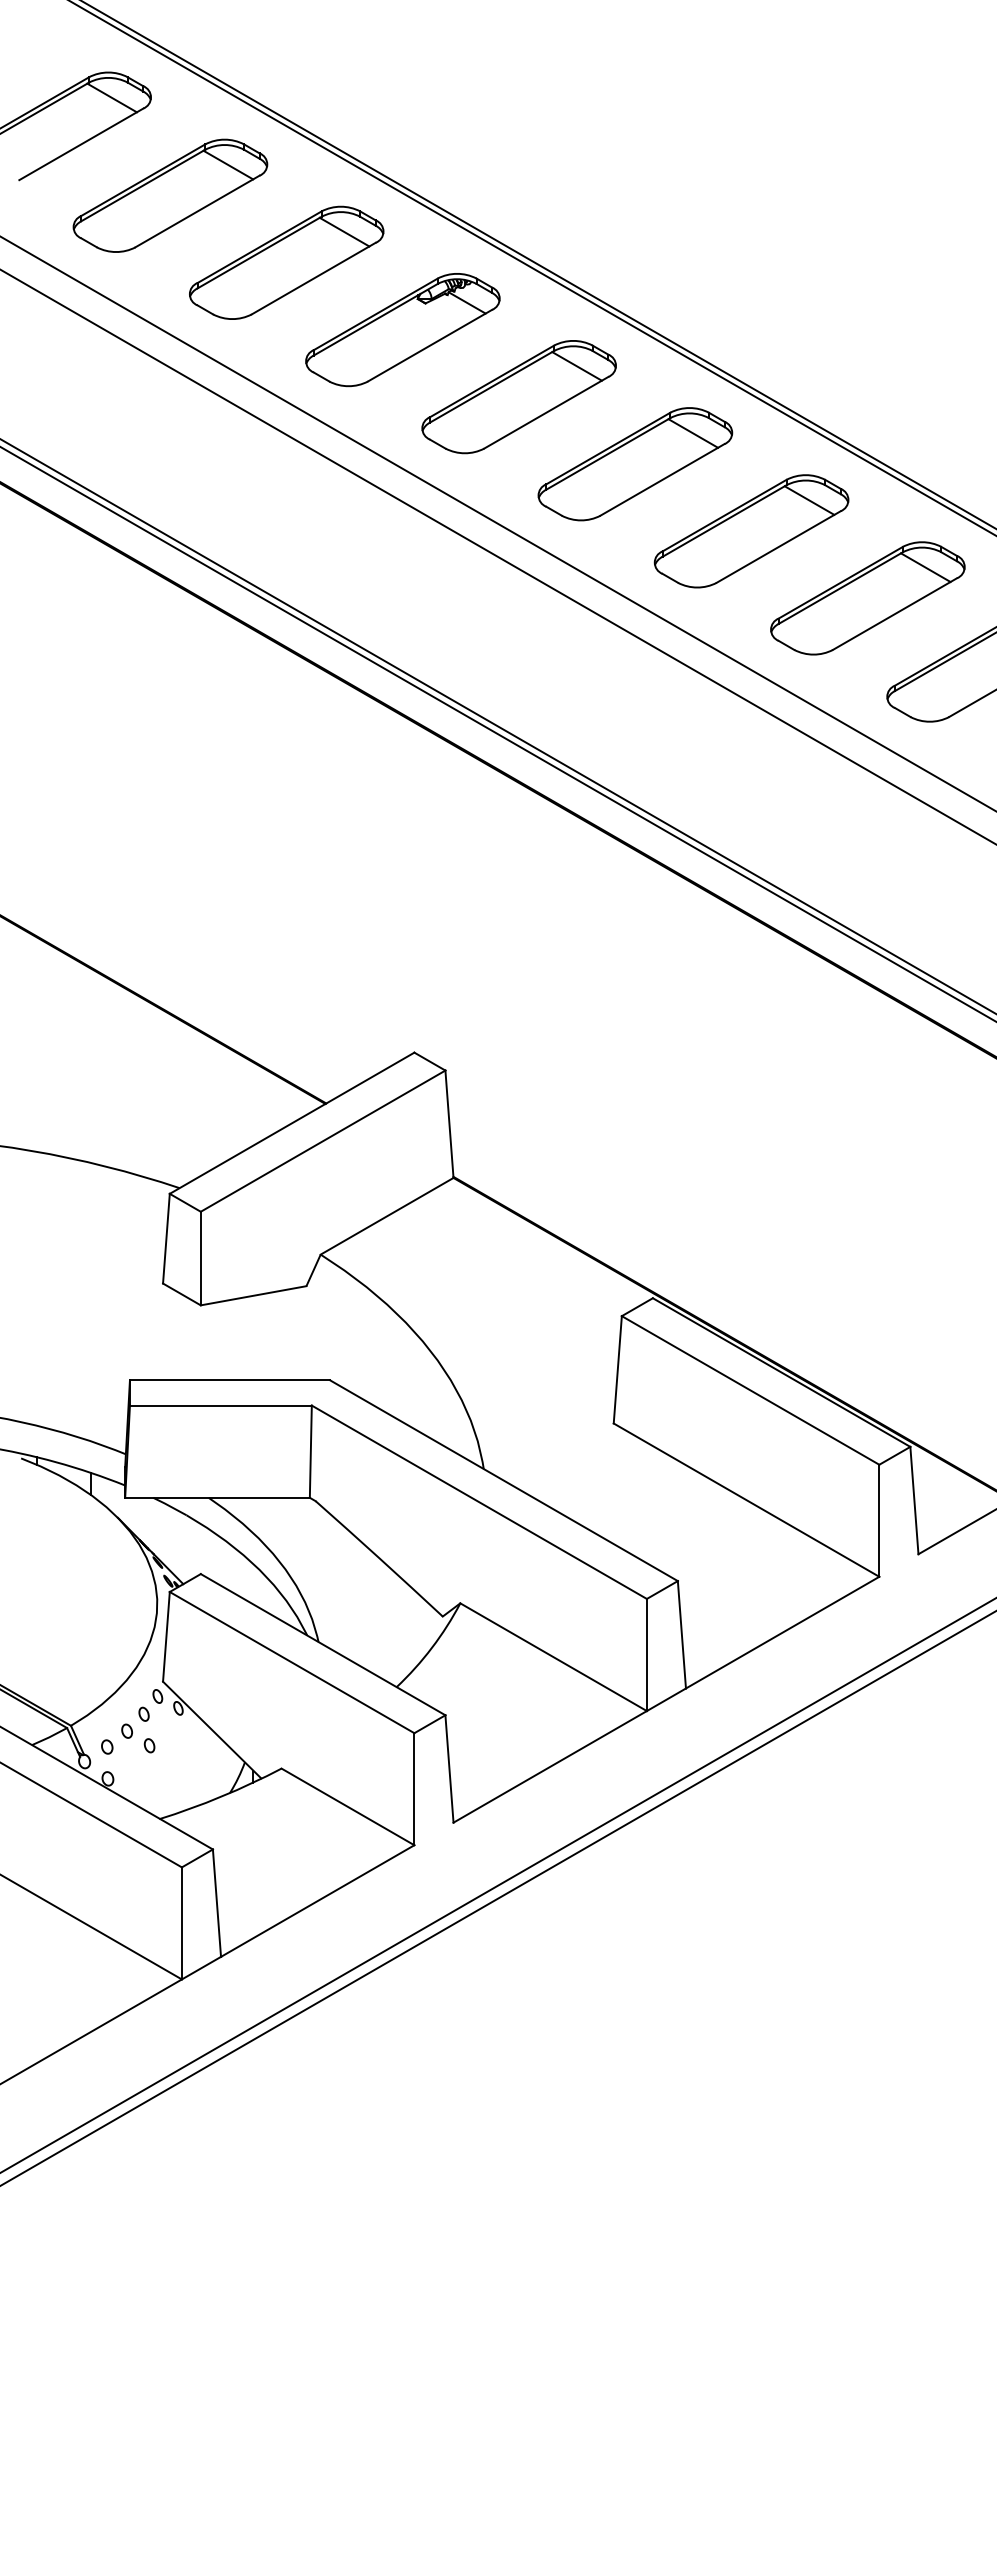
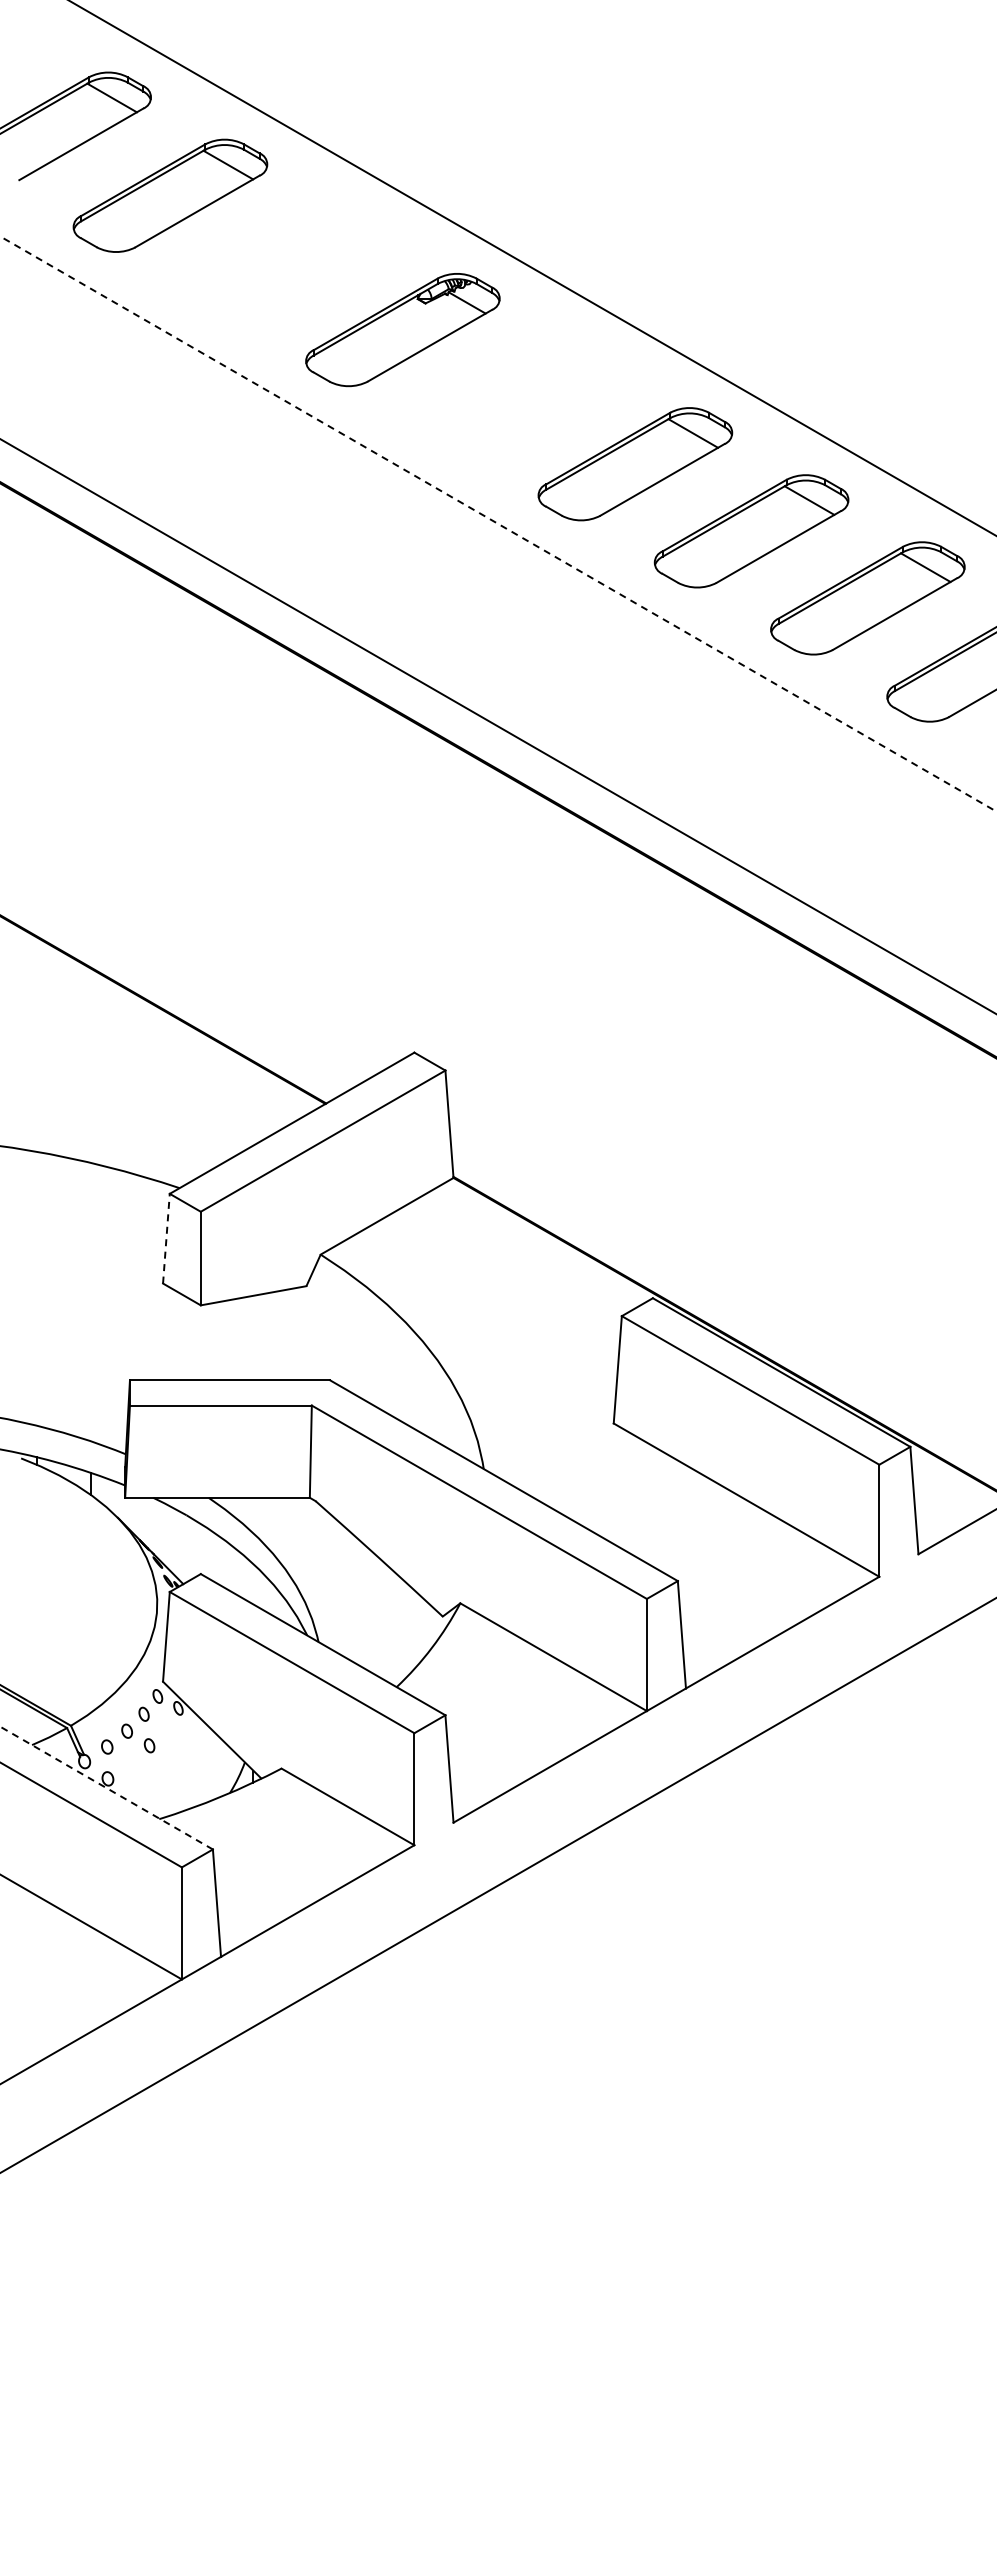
part: present -> none (286, 262)
line: present -> none (538, 264)
part: present -> none (518, 397)
line: solid -> dashed (498, 524)
line: present -> none (497, 556)
line: present -> none (497, 734)
line: solid -> dashed (166, 1238)
line: solid -> dashed (106, 1788)
line: present -> none (497, 1898)
